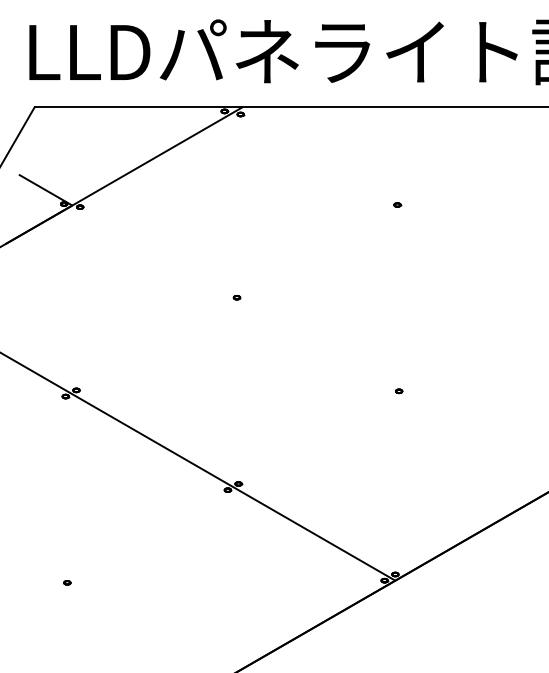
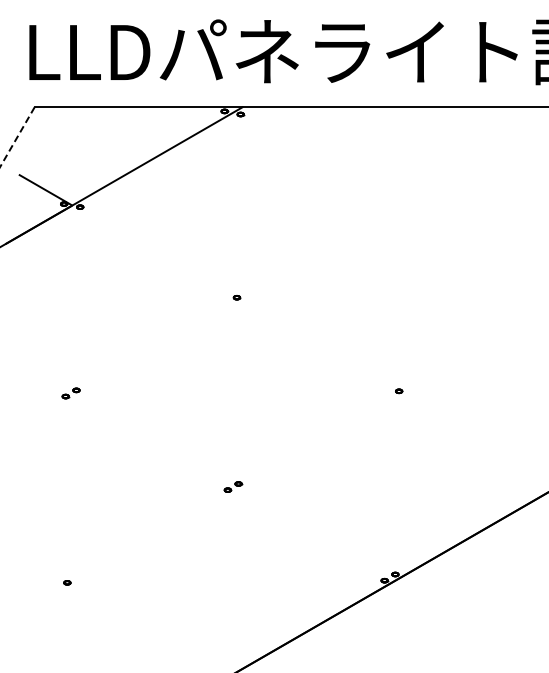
line: solid -> dashed (17, 137)
part: present -> none (397, 204)
line: present -> none (198, 466)
